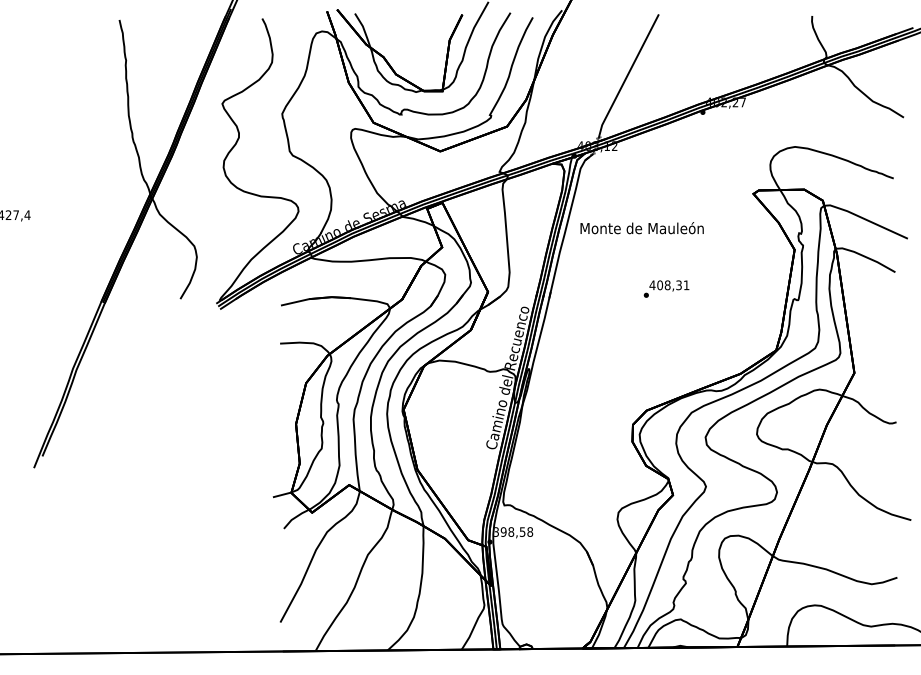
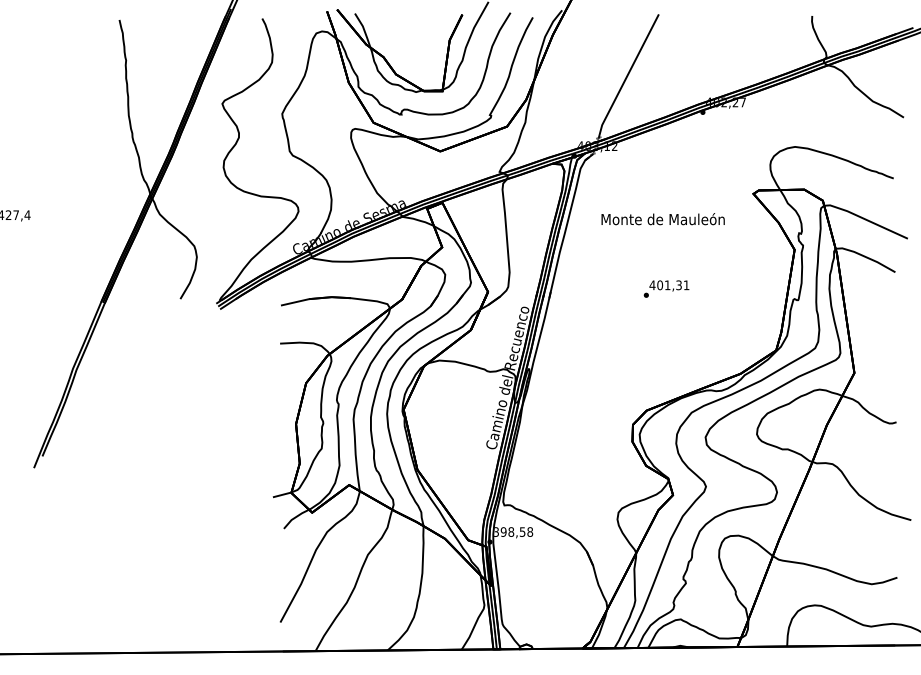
text position: (641, 228) -> (662, 219) (662, 219)
text: 408,31 -> 401,31 (667, 285)
